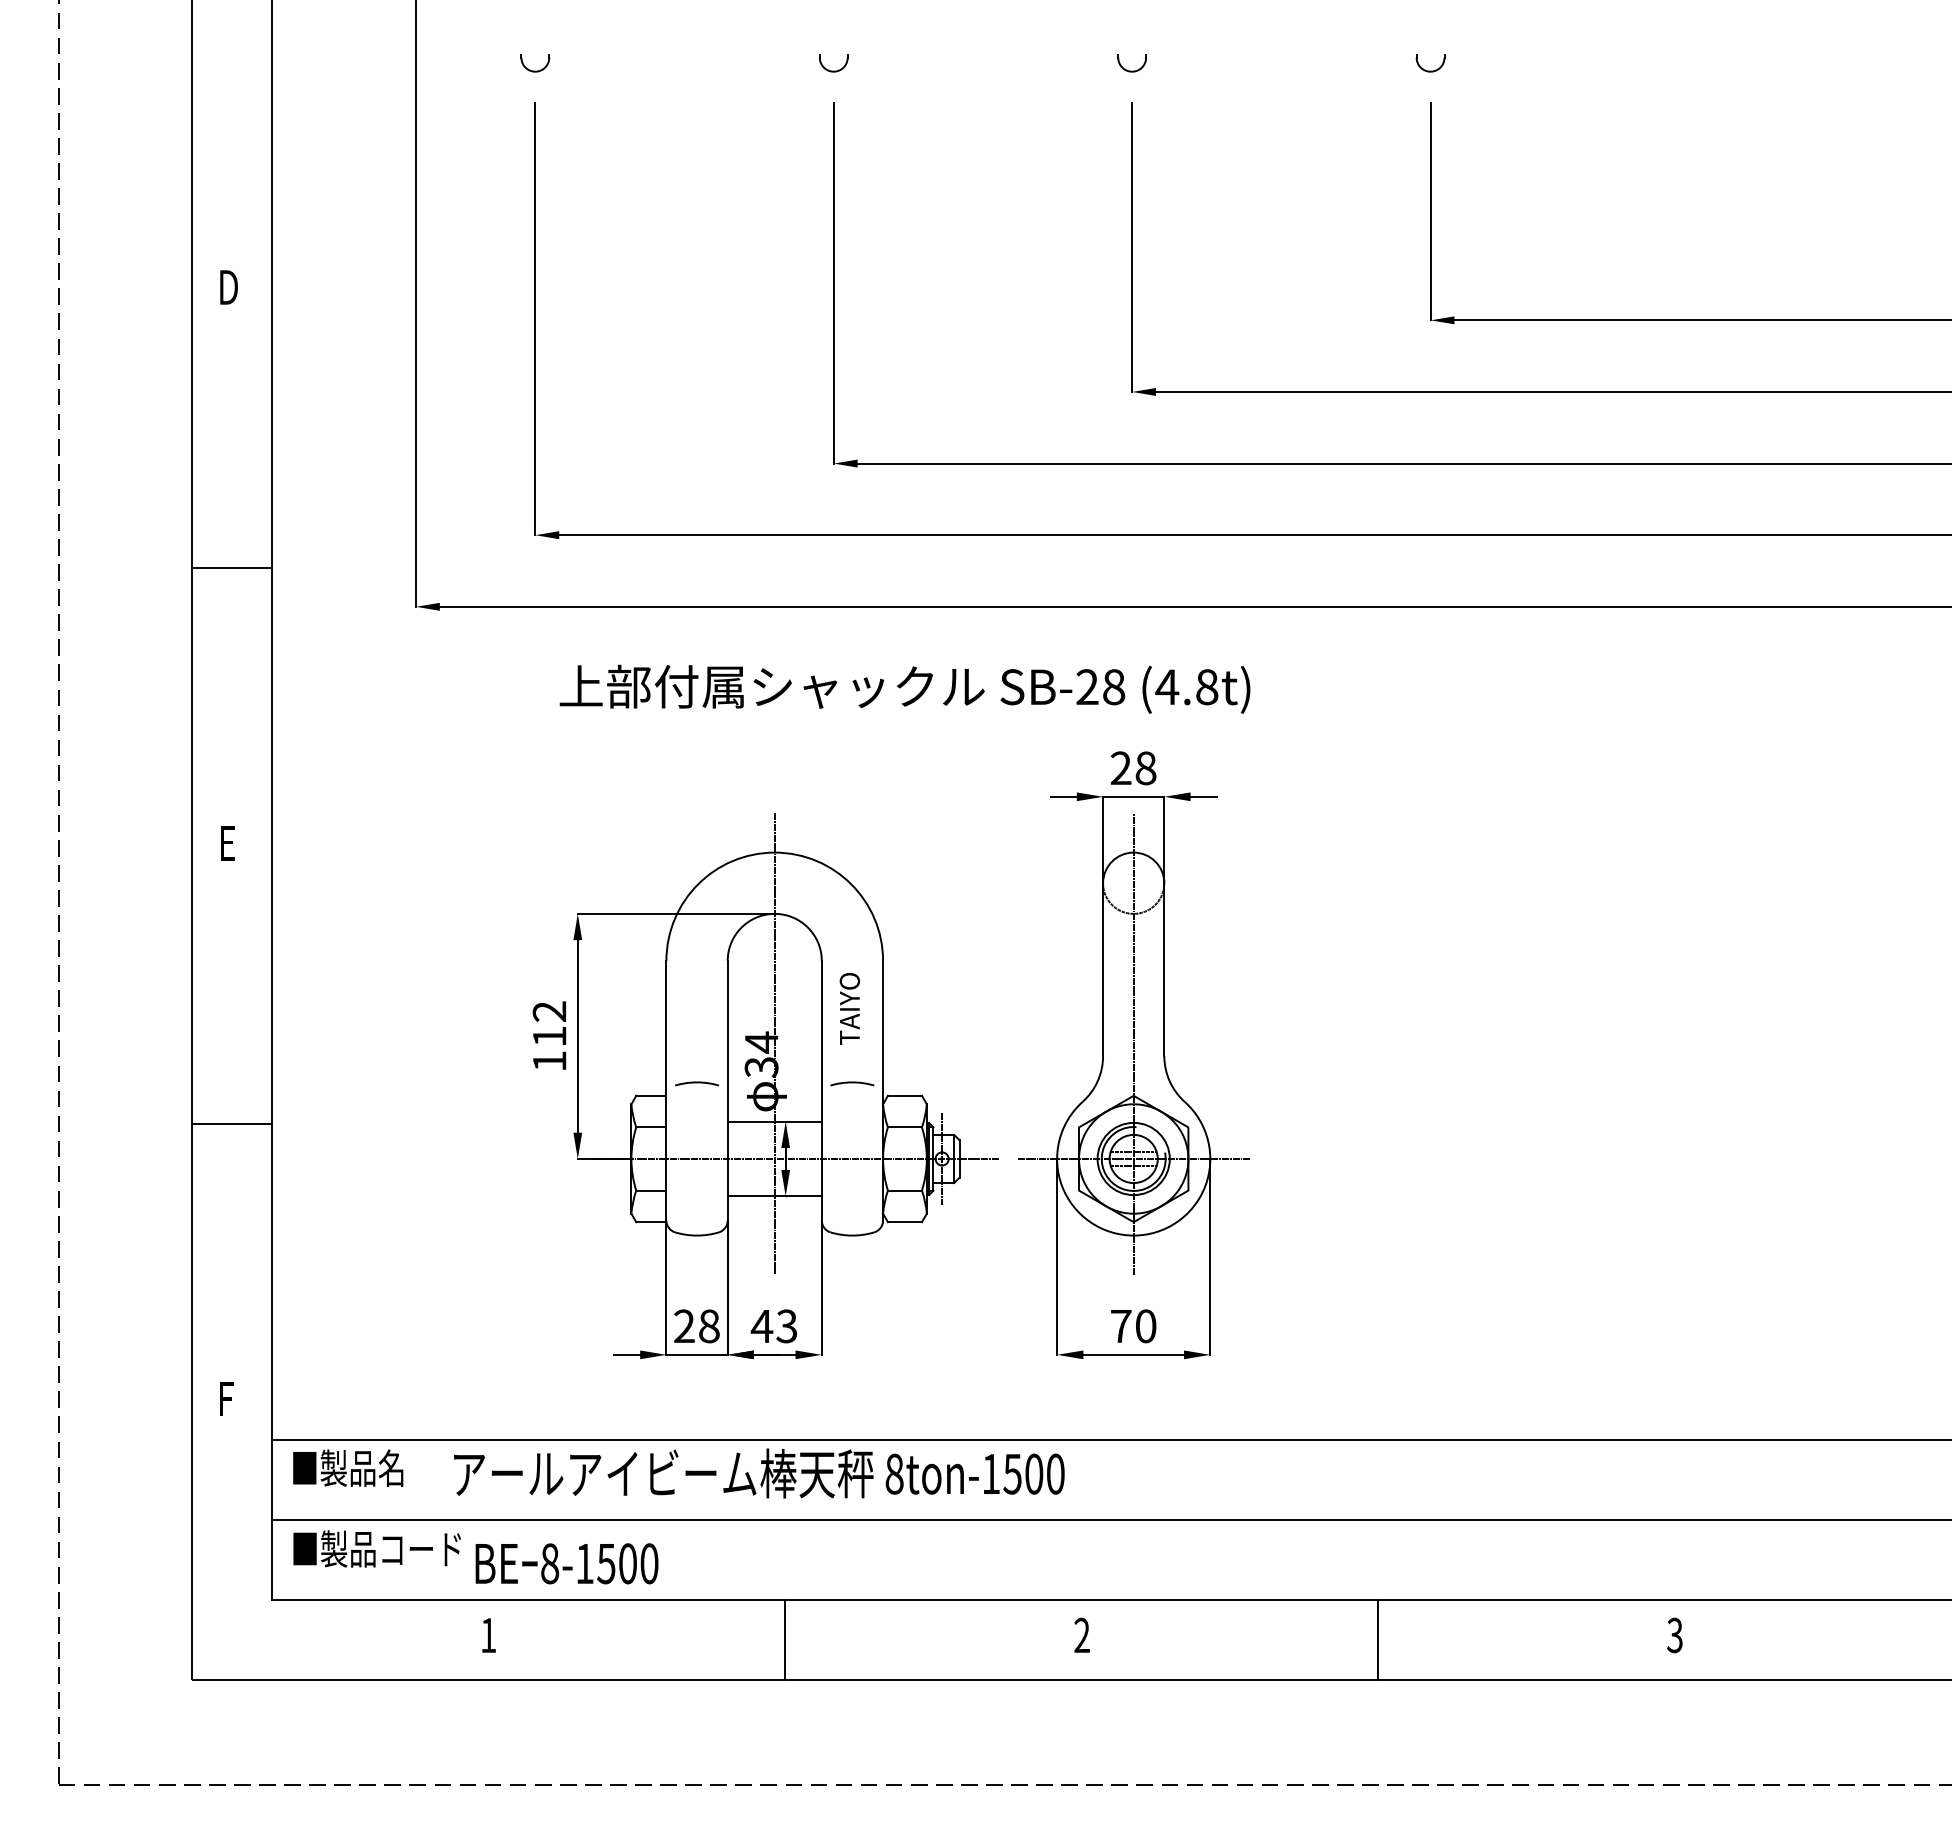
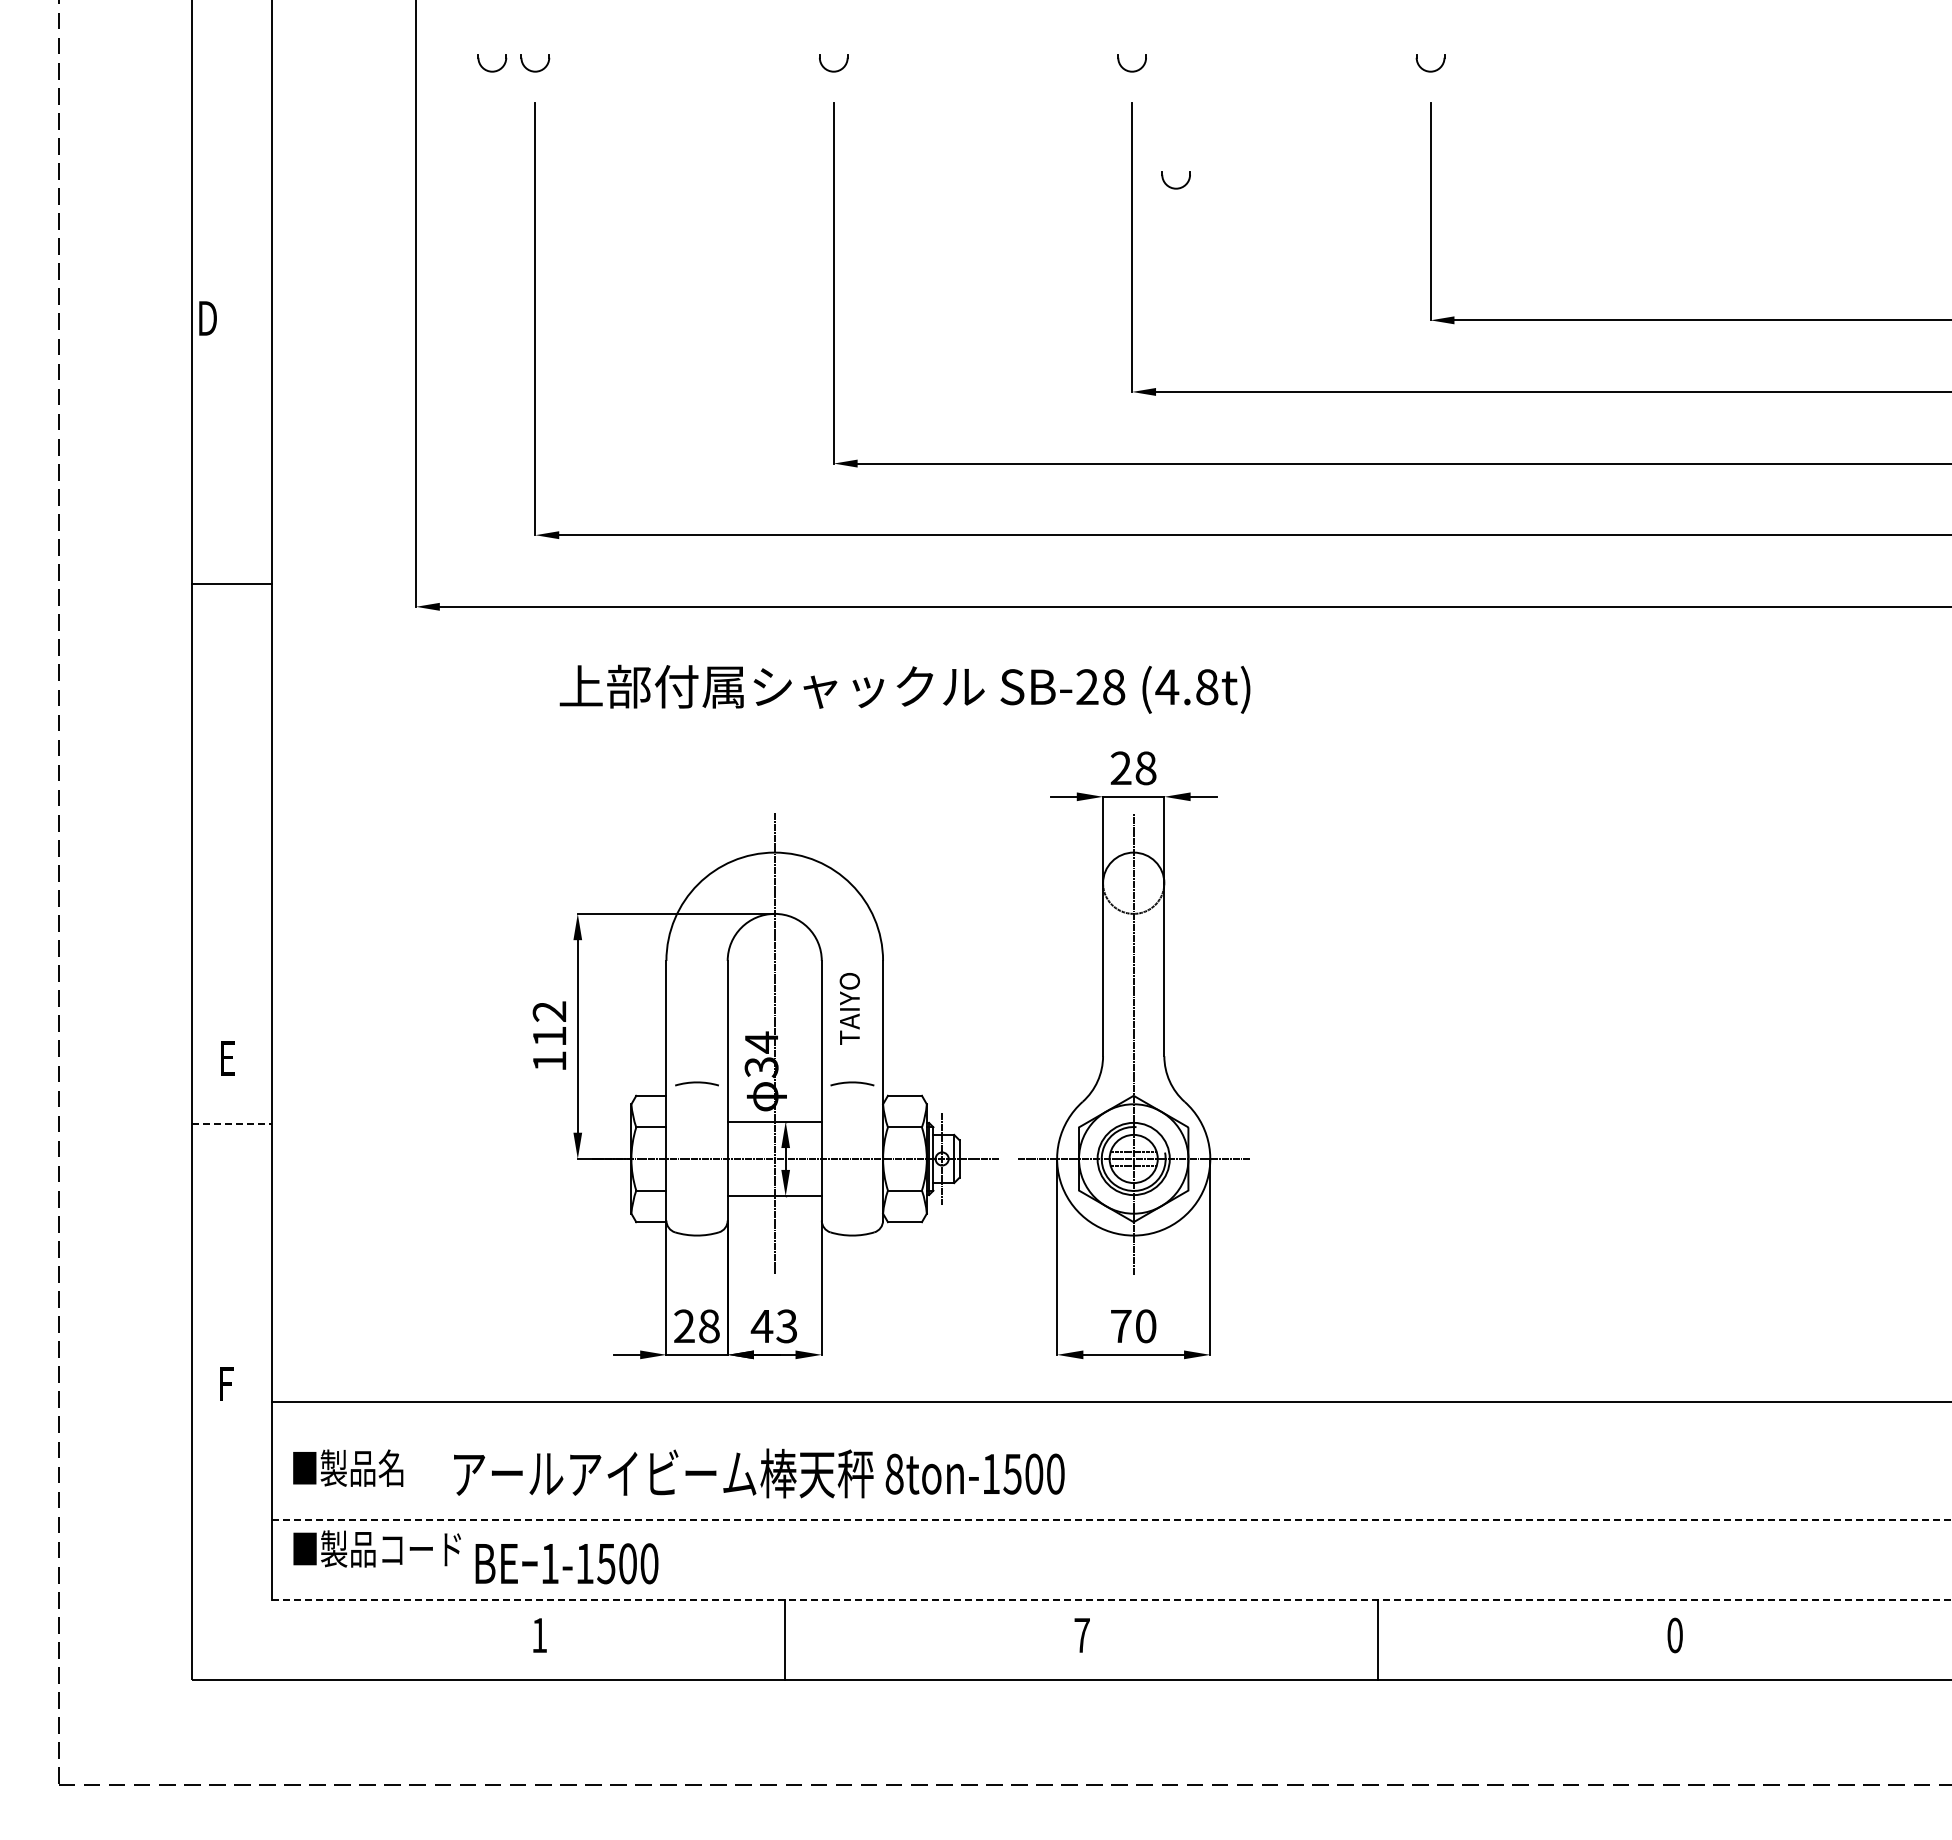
part: none -> present (492, 70)
part: none -> present (1175, 187)
text position: (228, 287) -> (207, 318) (207, 318)
line position: (232, 568) -> (232, 584) (232, 584)
text position: (227, 843) -> (227, 1058) (227, 1058)
line: solid -> dashed (232, 1124)
text position: (226, 1398) -> (226, 1383) (226, 1383)
line position: (1110, 1440) -> (1110, 1402) (1110, 1402)
line: solid -> dashed (1112, 1519)
text: 8-1500 -> 1-1500 (550, 1563)
line: solid -> dashed (1112, 1599)
text: 2 -> 7 (1081, 1634)
text position: (488, 1635) -> (539, 1635) (539, 1635)
text: 3 -> 0 (1674, 1635)
